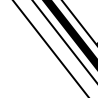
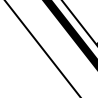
line: present -> none (63, 41)
line position: (50, 48) -> (42, 48) (42, 48)
